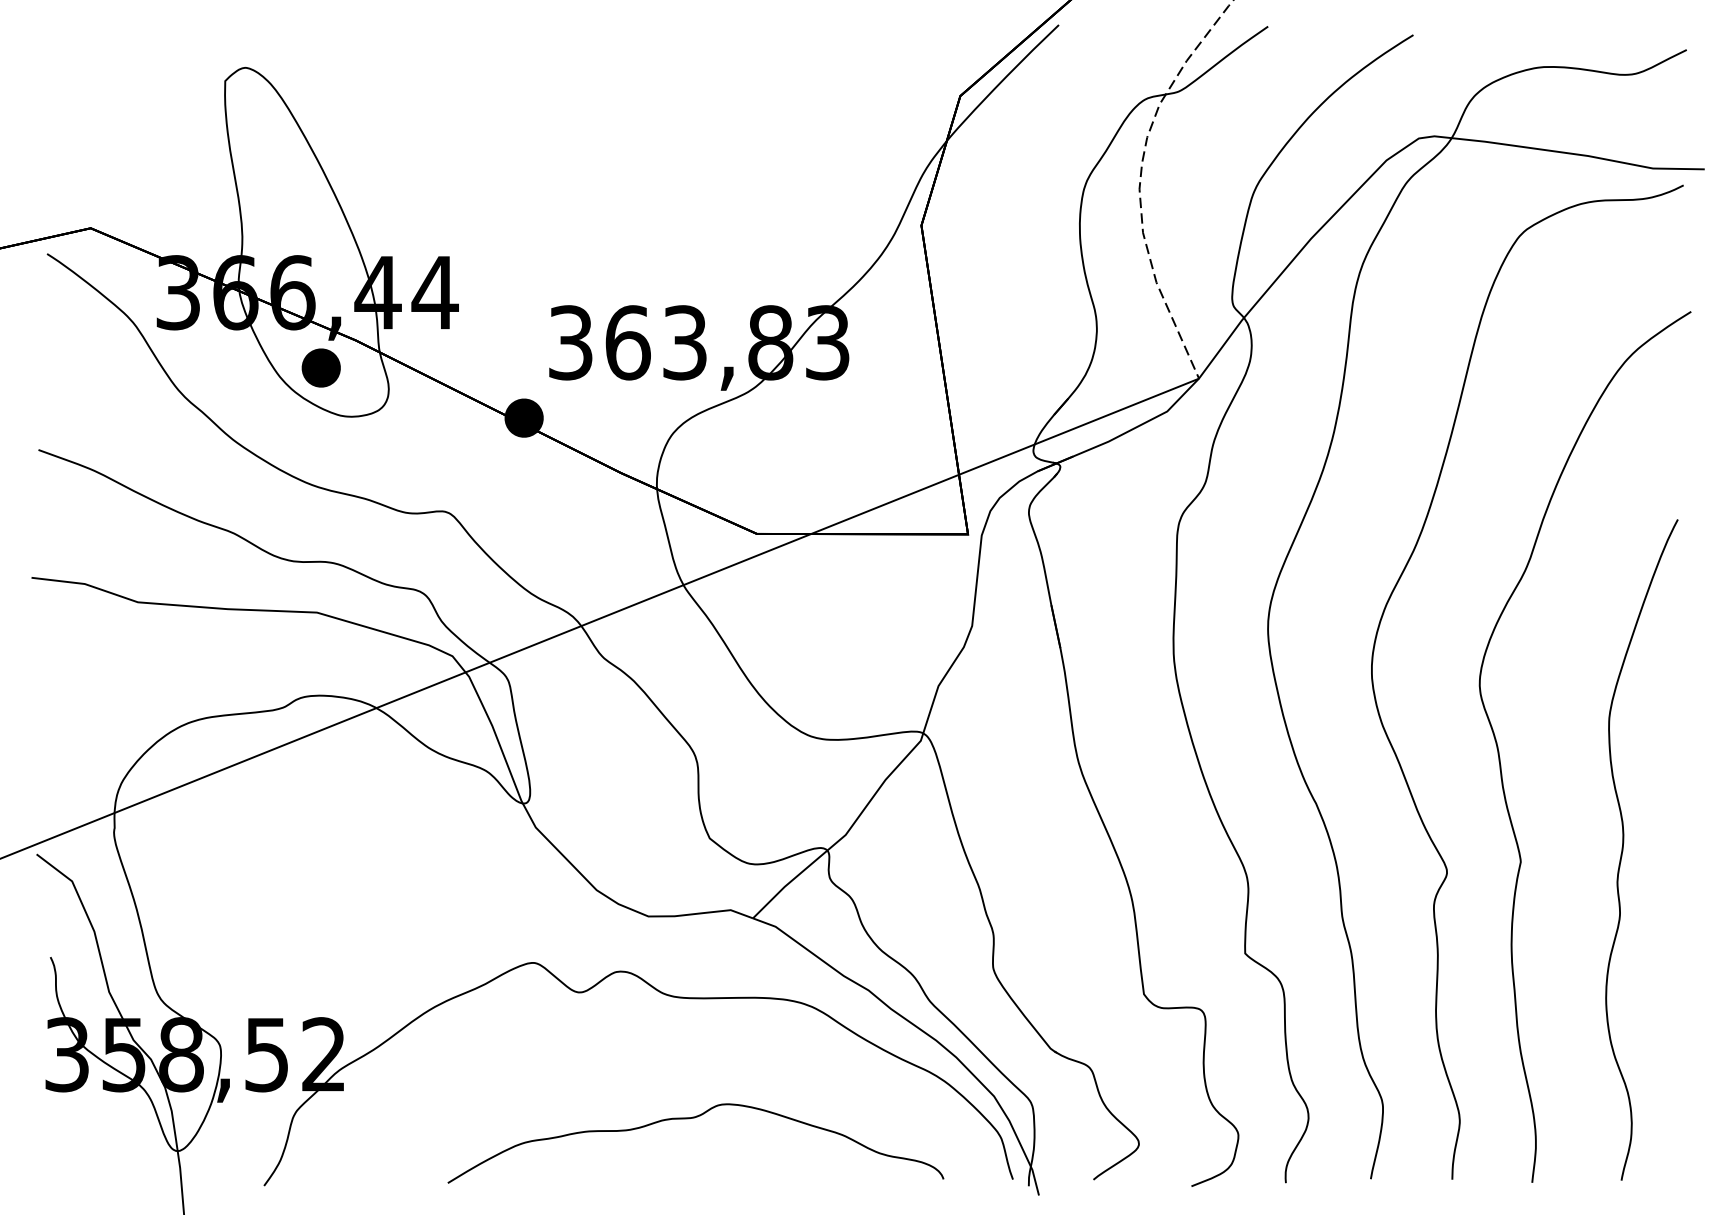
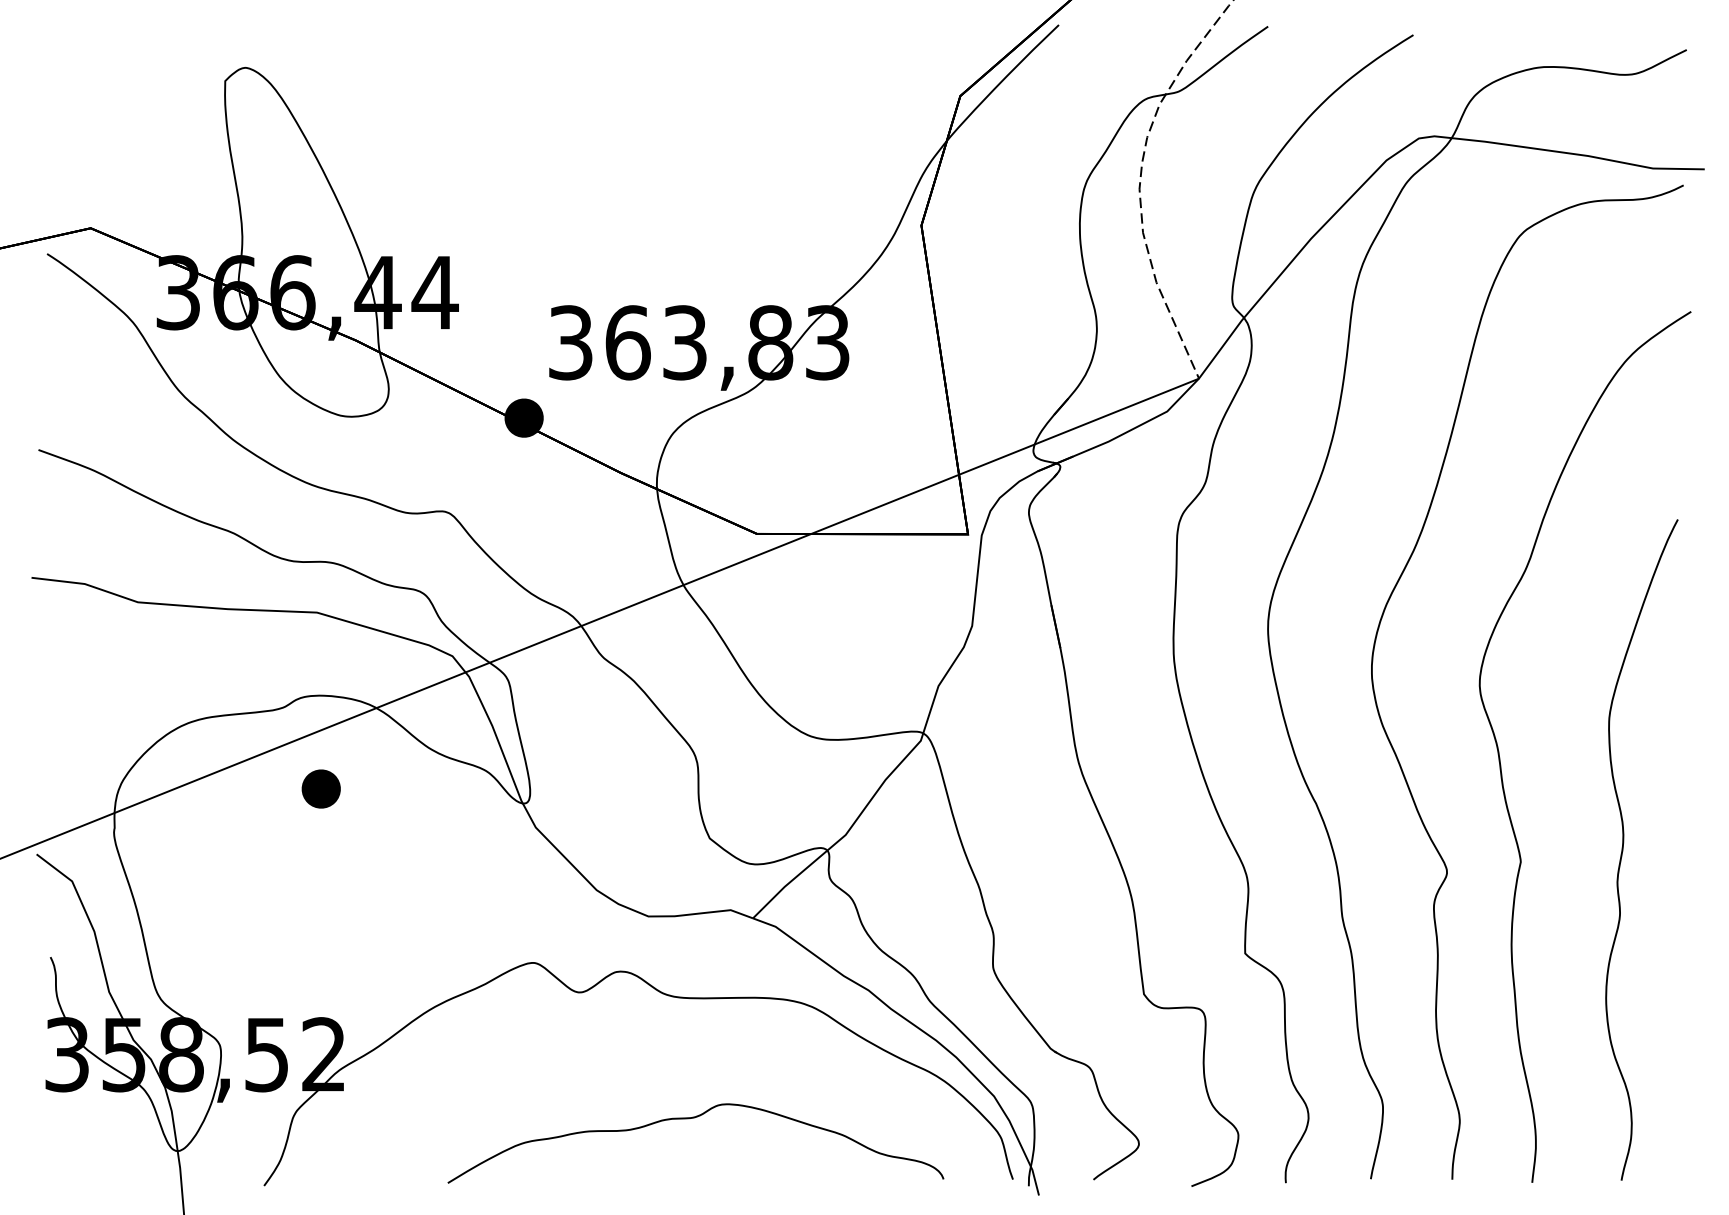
part position: (320, 367) -> (320, 788) (320, 788)
